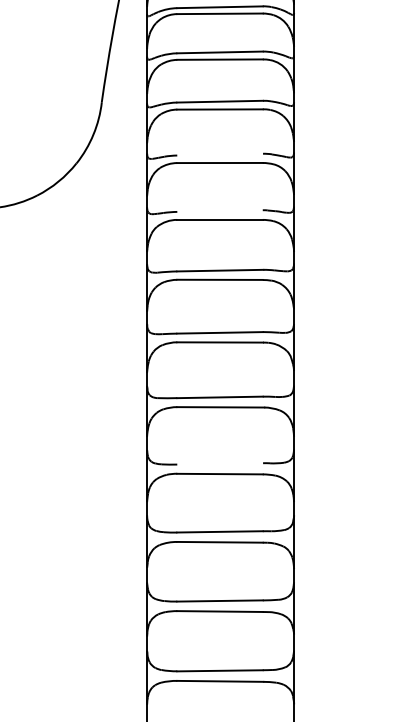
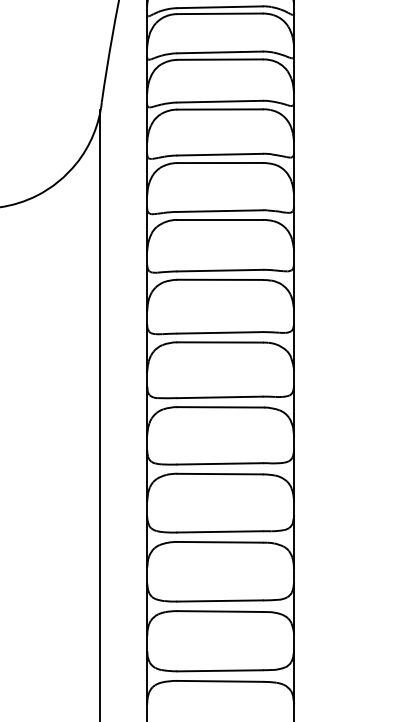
line: none -> present (220, 154)
line: none -> present (219, 210)
line: none -> present (100, 414)
line: none -> present (220, 463)
